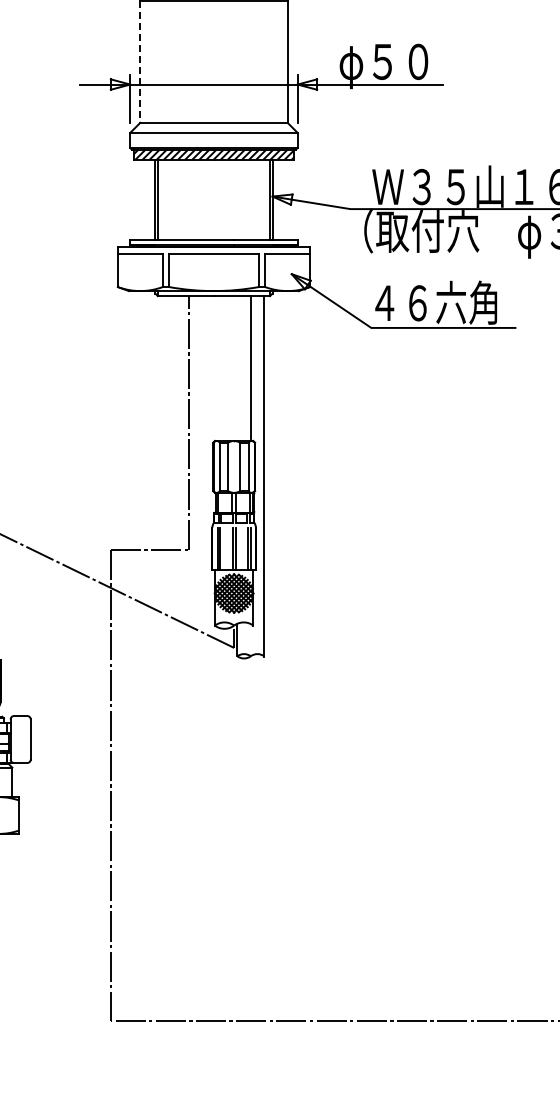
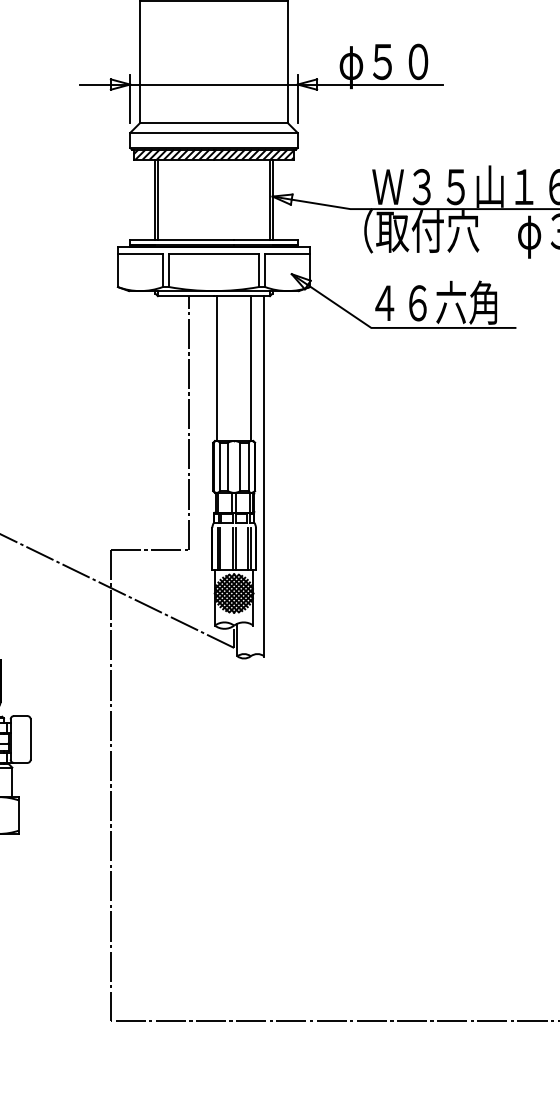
line: dashed -> solid (140, 62)
line: none -> present (217, 368)
